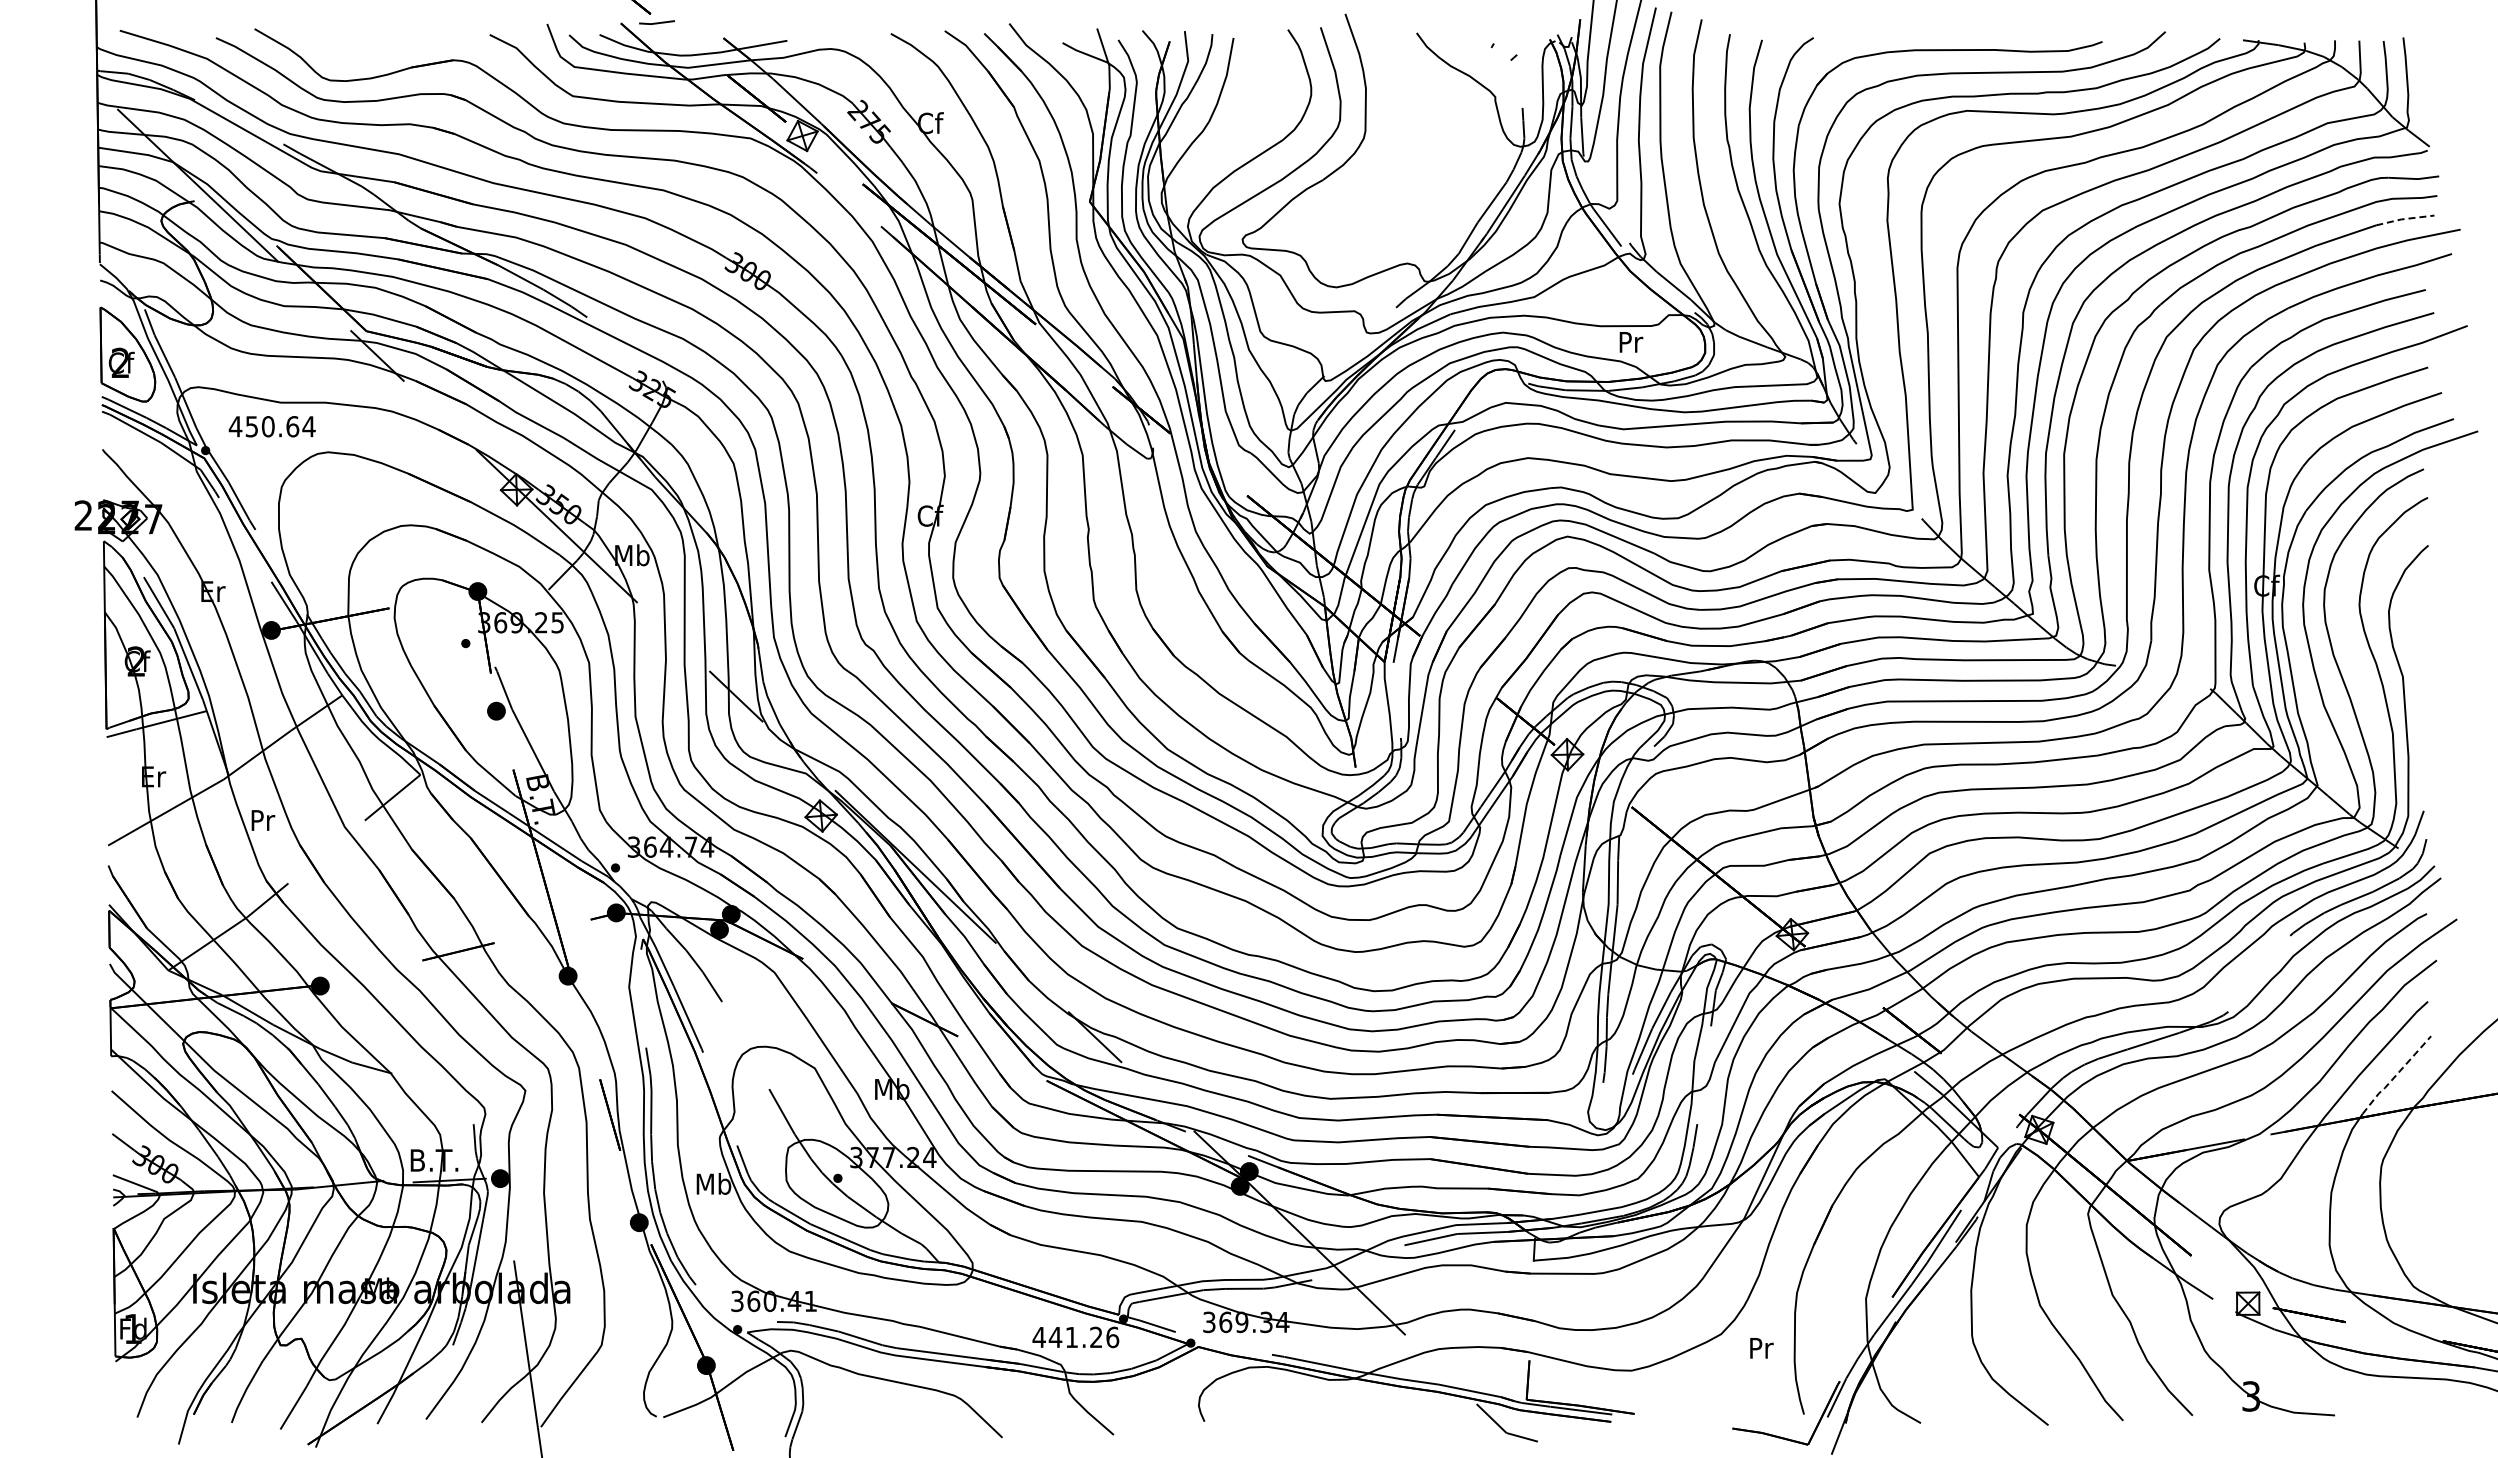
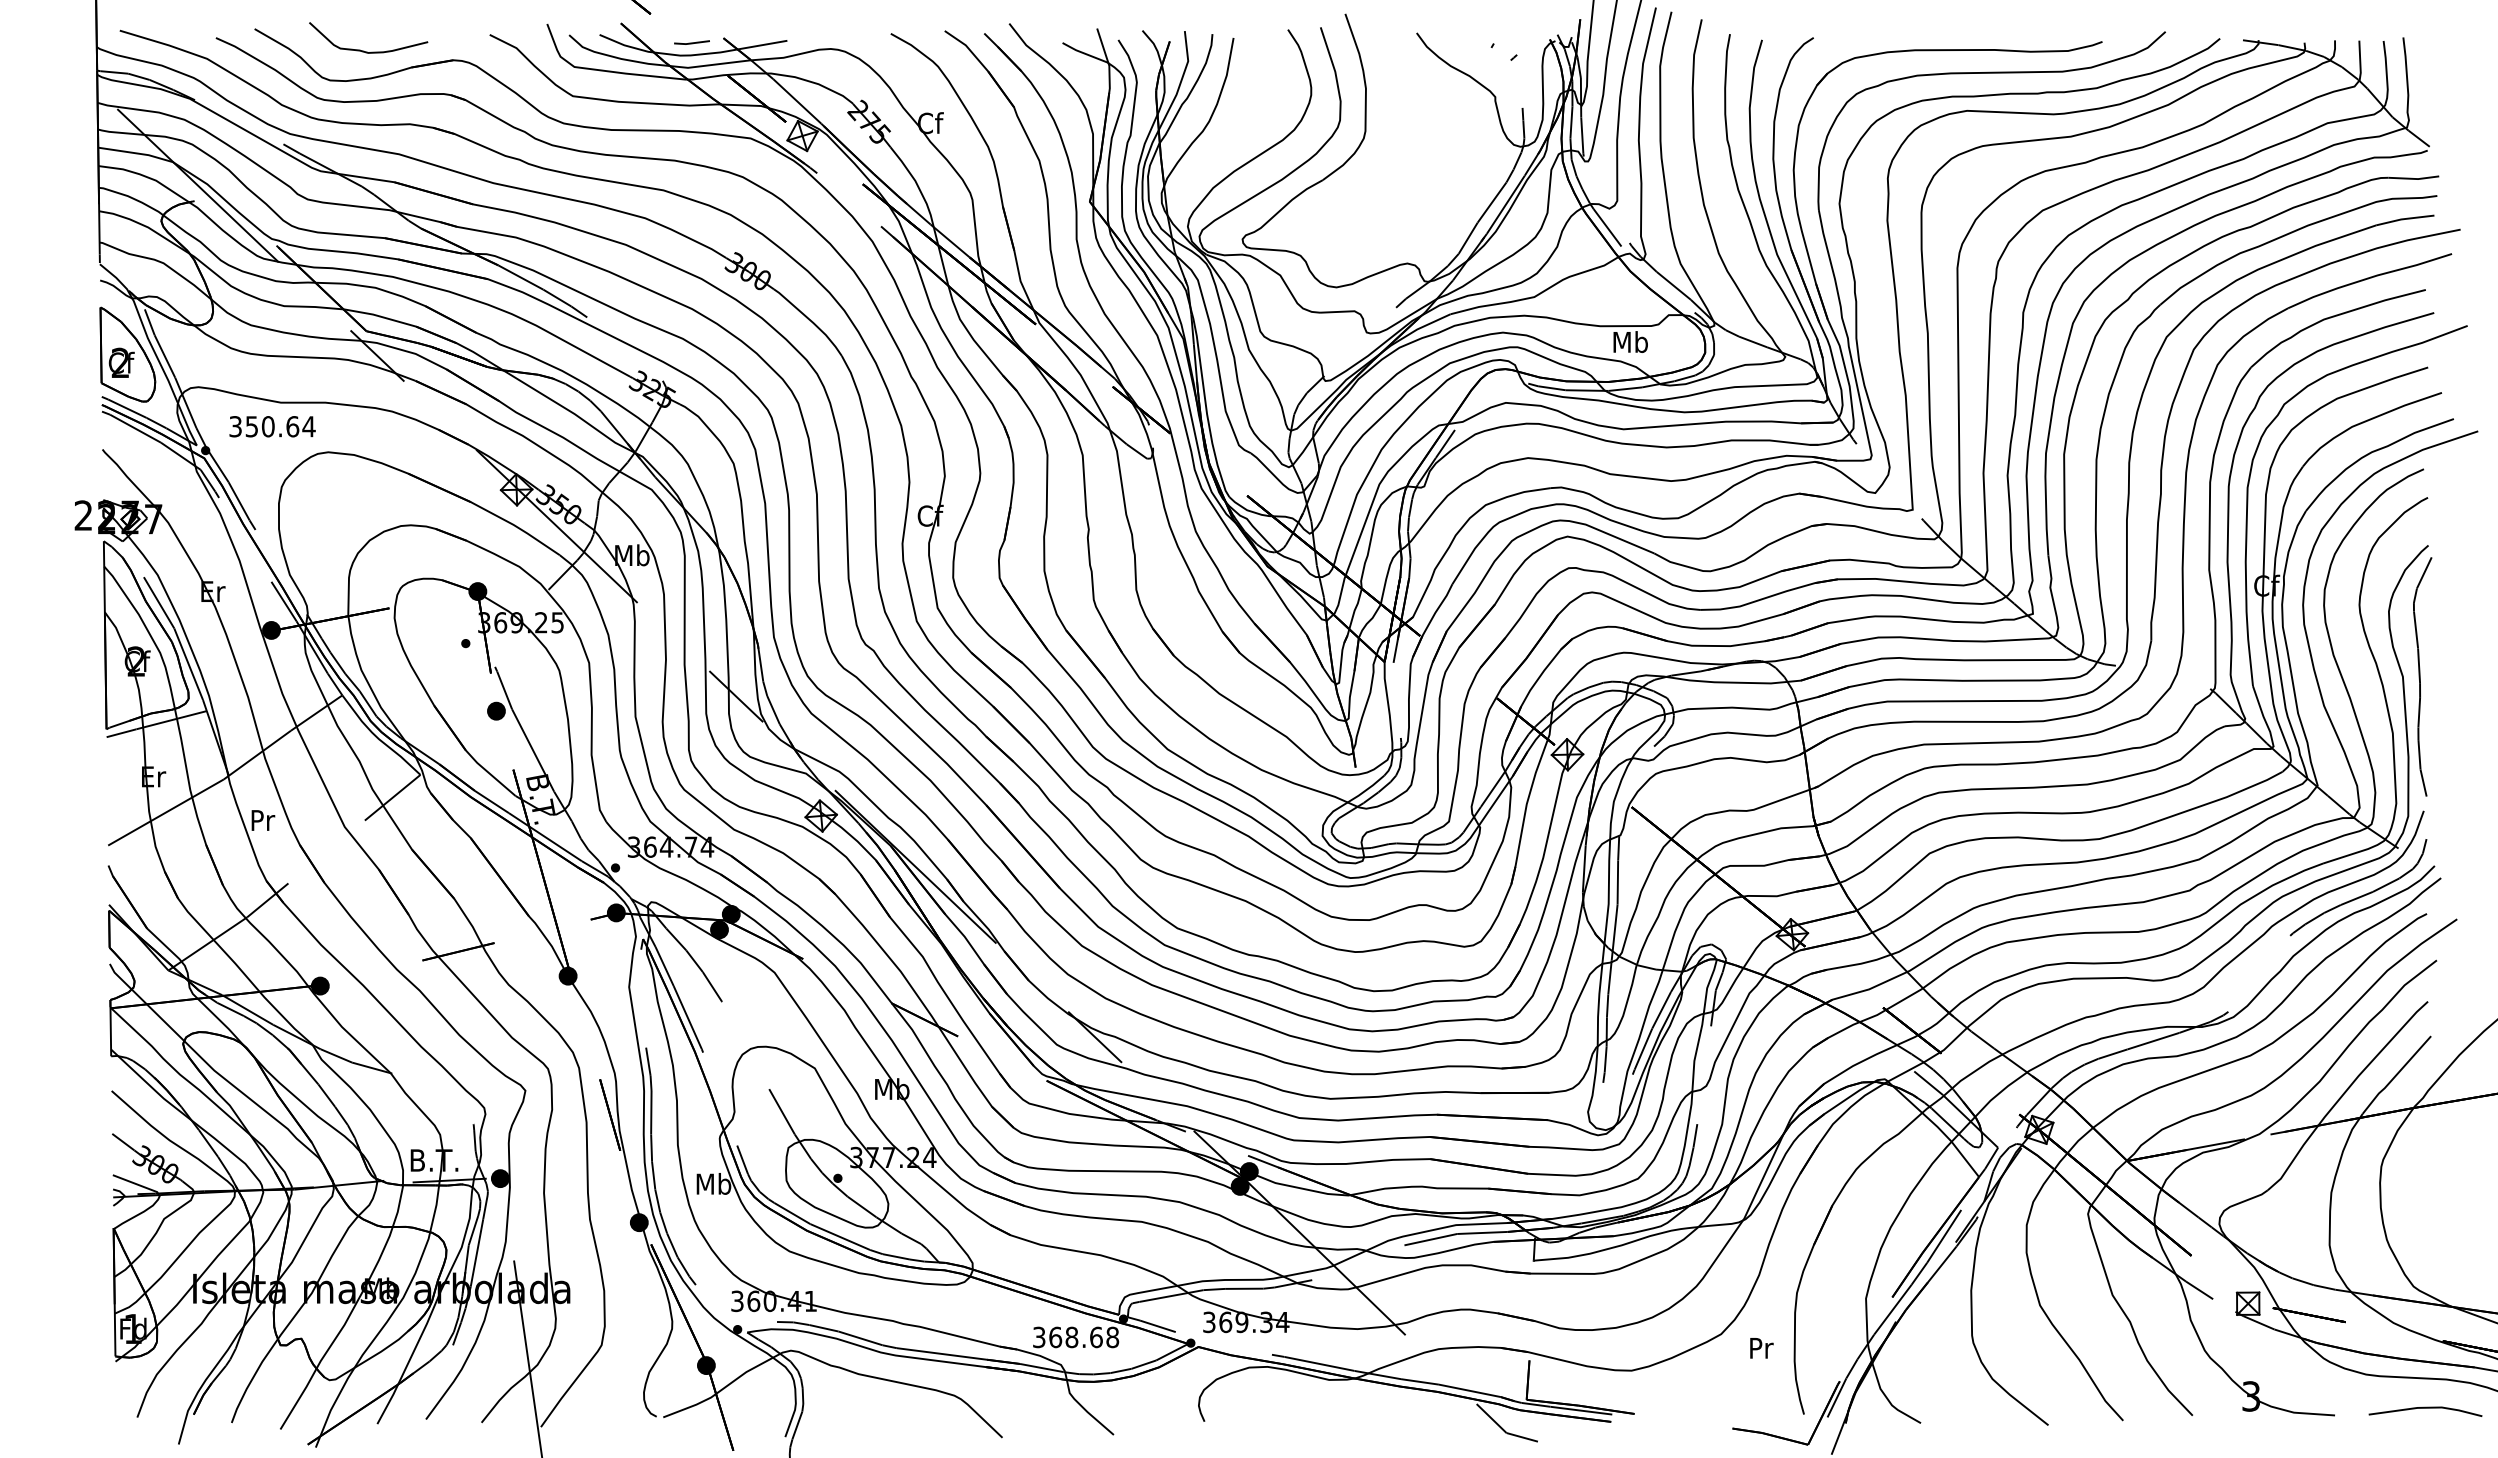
line position: (656, 22) -> (691, 42) (691, 42)
curve: none -> present (363, 50)
line: dashed -> solid (2405, 219)
text: Pr -> Mb (1630, 342)
text: 450.64 -> 350.64 (235, 426)
curve: none -> present (2420, 676)
line: dashed -> solid (2396, 1075)
text: 441.26 -> 368.68 (1075, 1337)
line: none -> present (2425, 1408)
